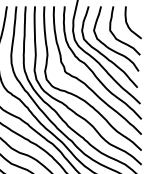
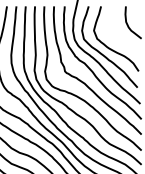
curve: present -> none (119, 39)
